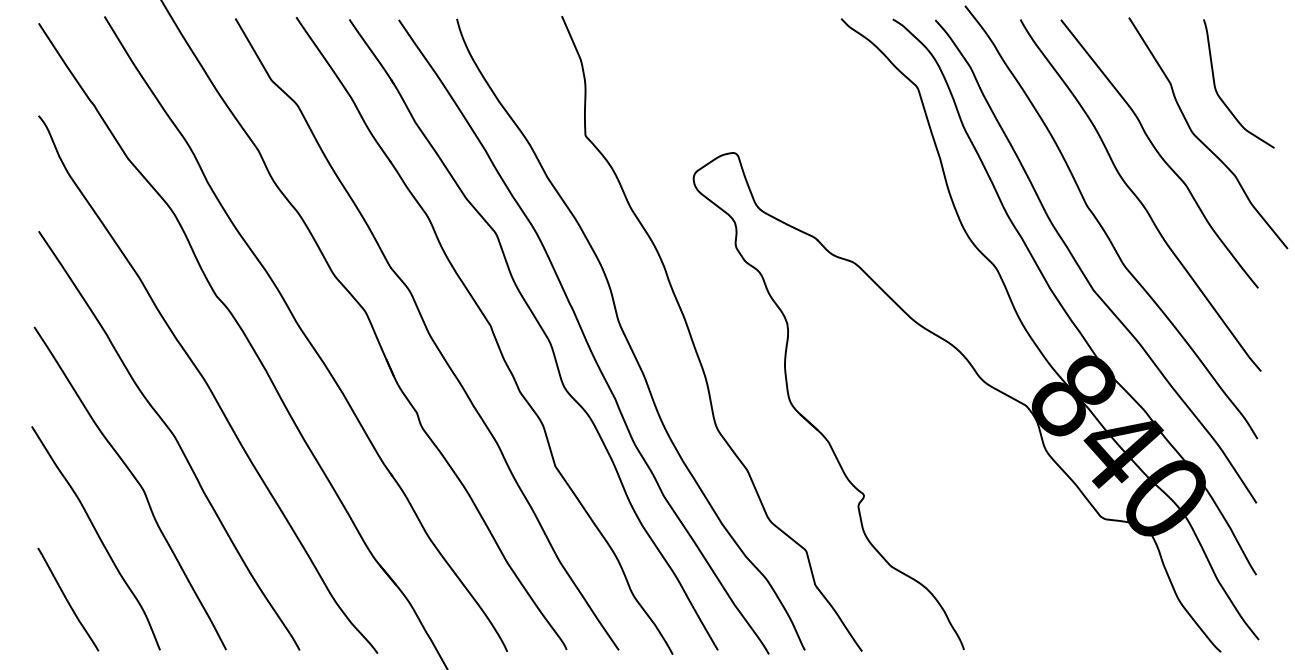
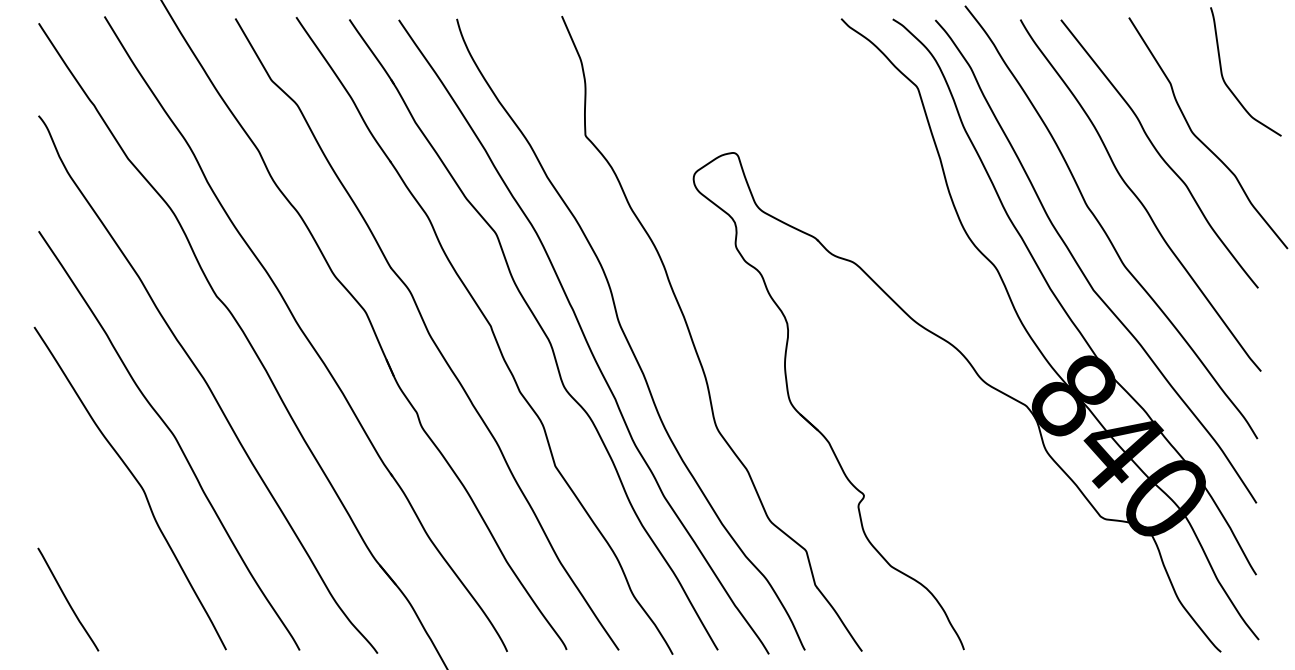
curve position: (1220, 96) -> (1227, 84) (1227, 84)
curve: present -> none (97, 536)
